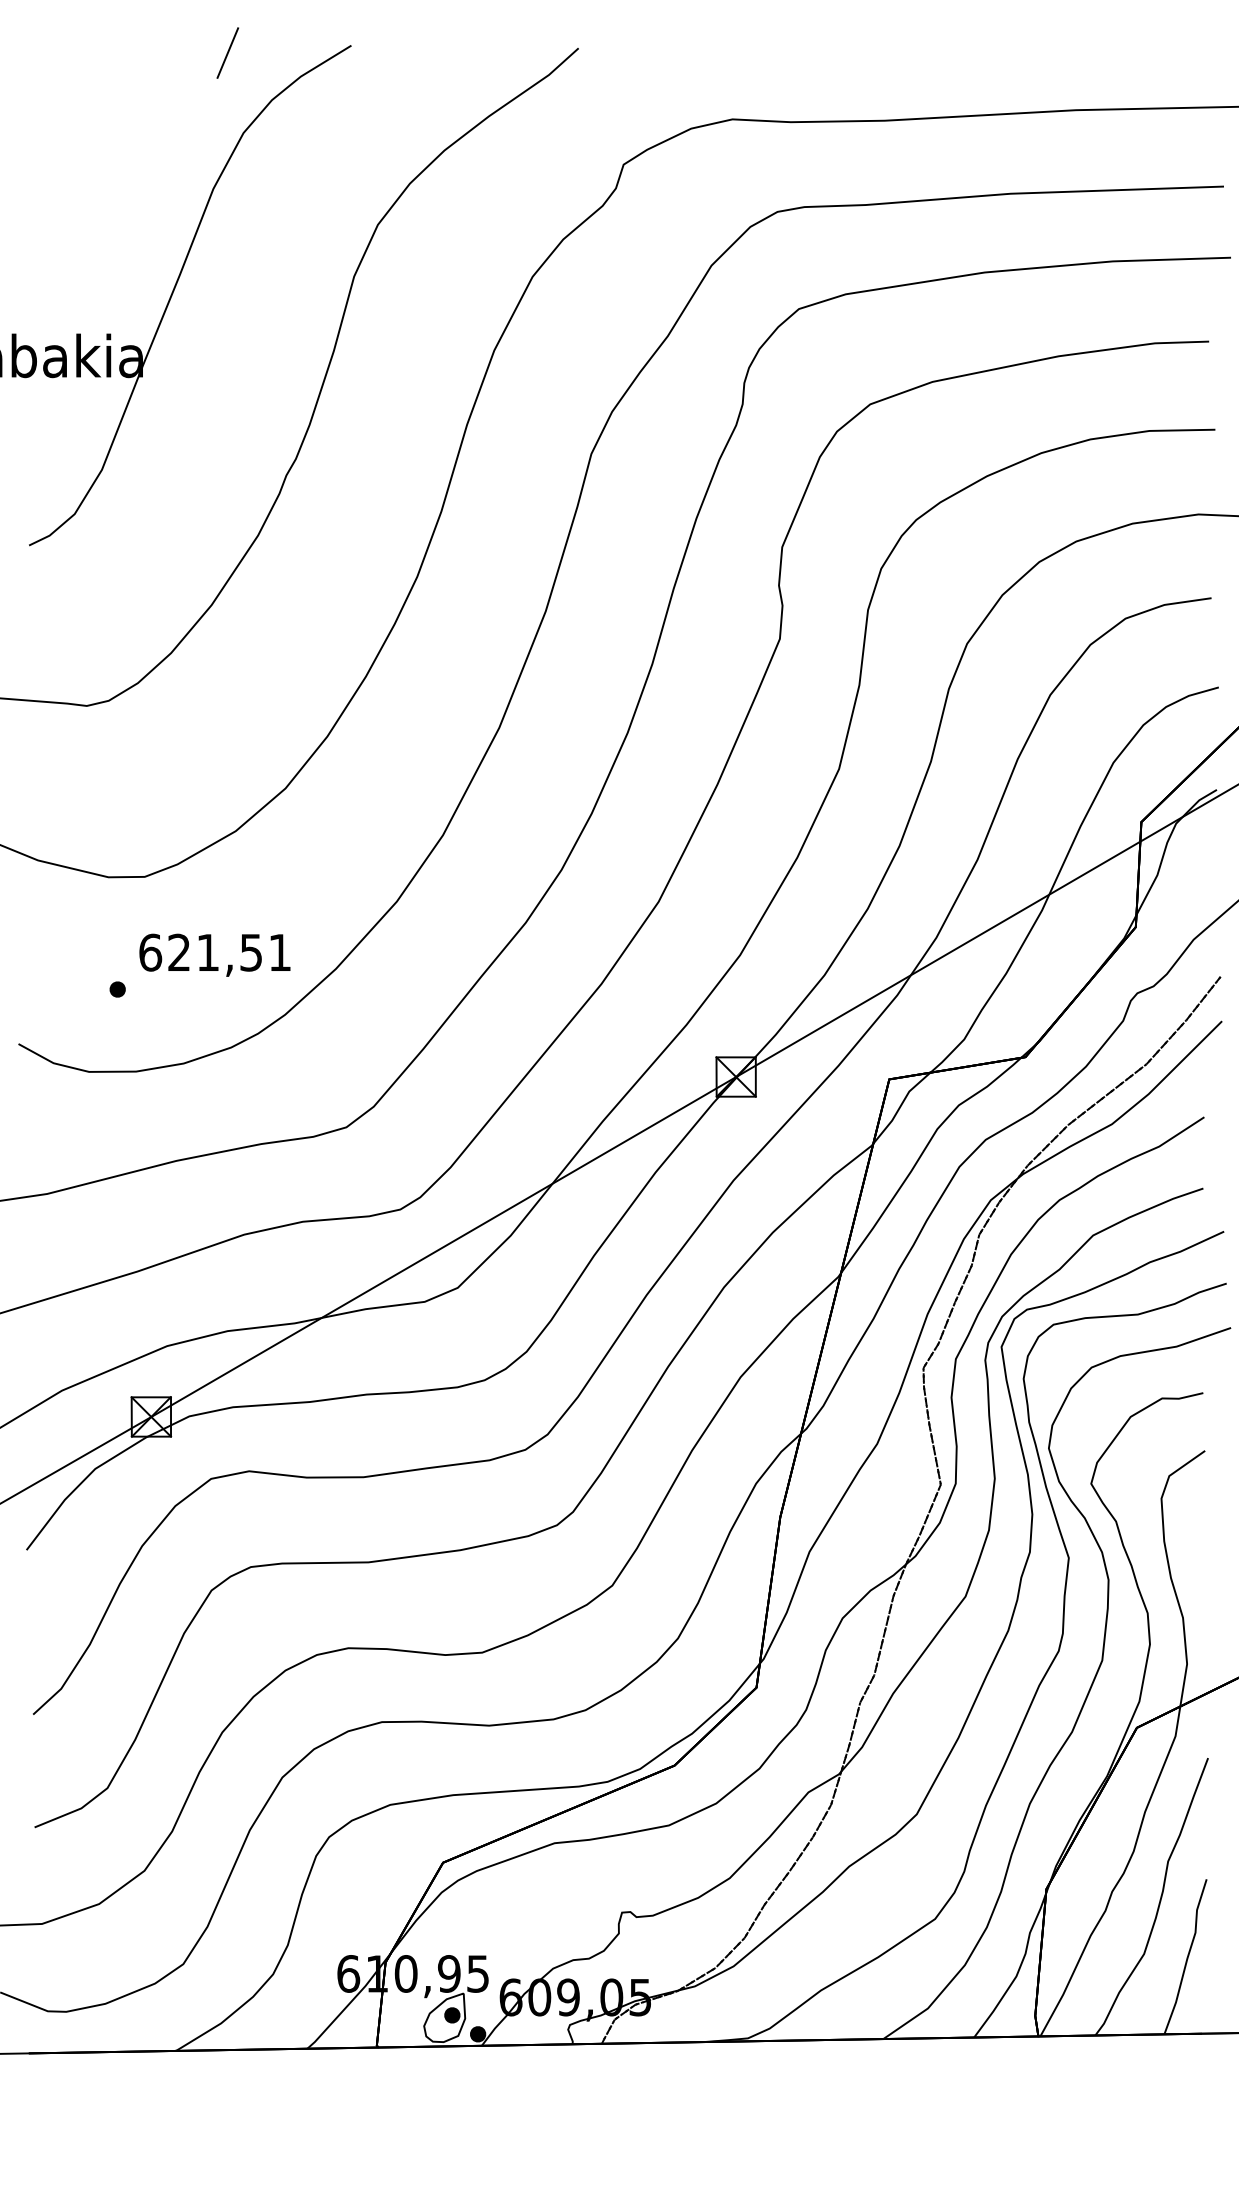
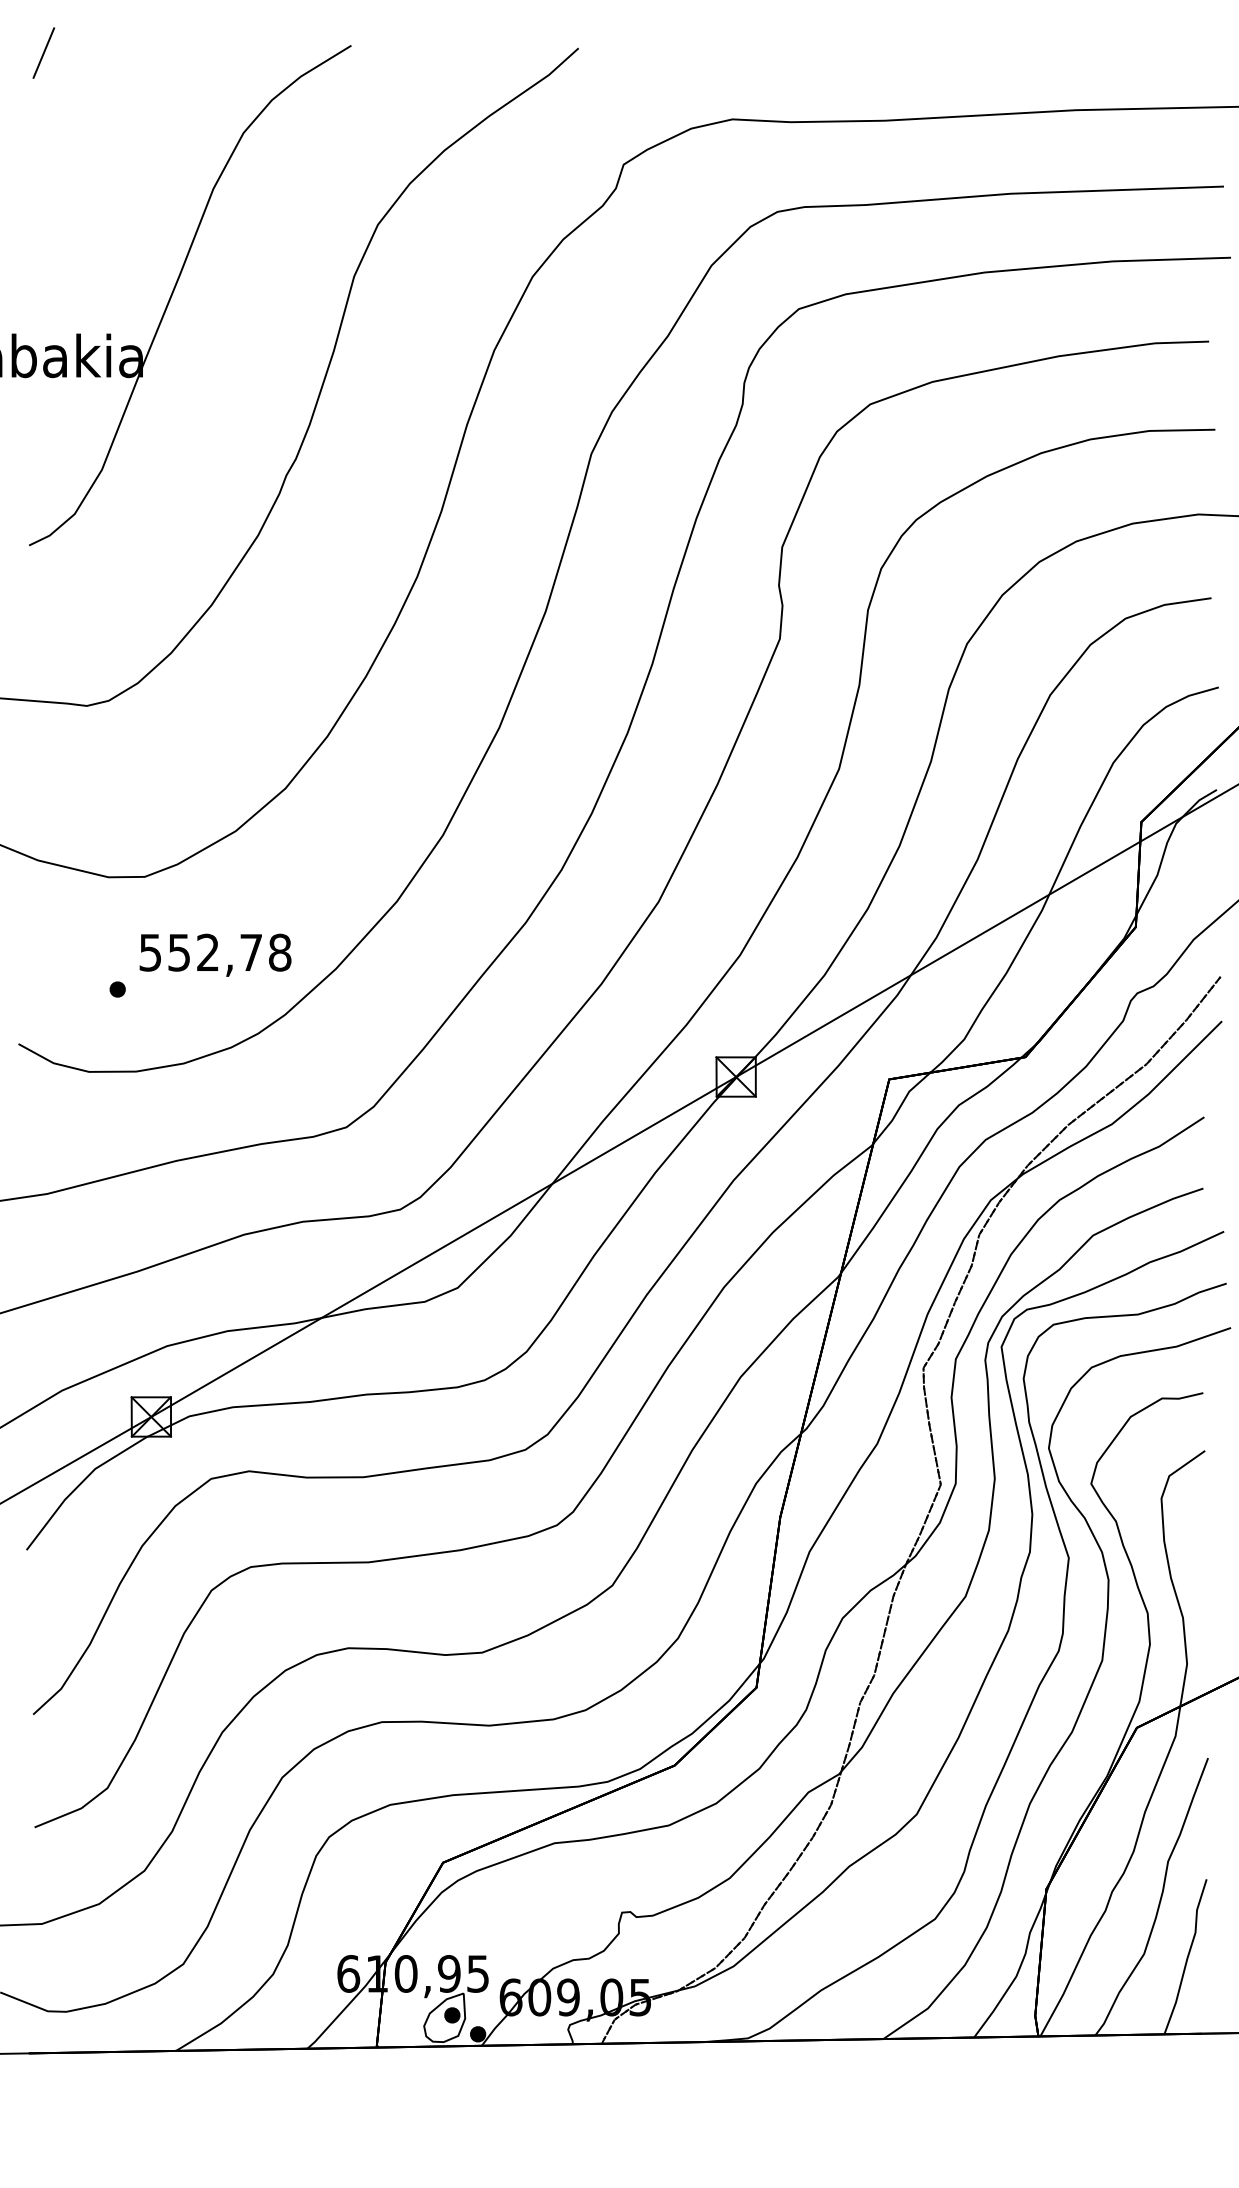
line position: (227, 52) -> (43, 52) (43, 52)
text: 621,51 -> 552,78 (215, 952)
